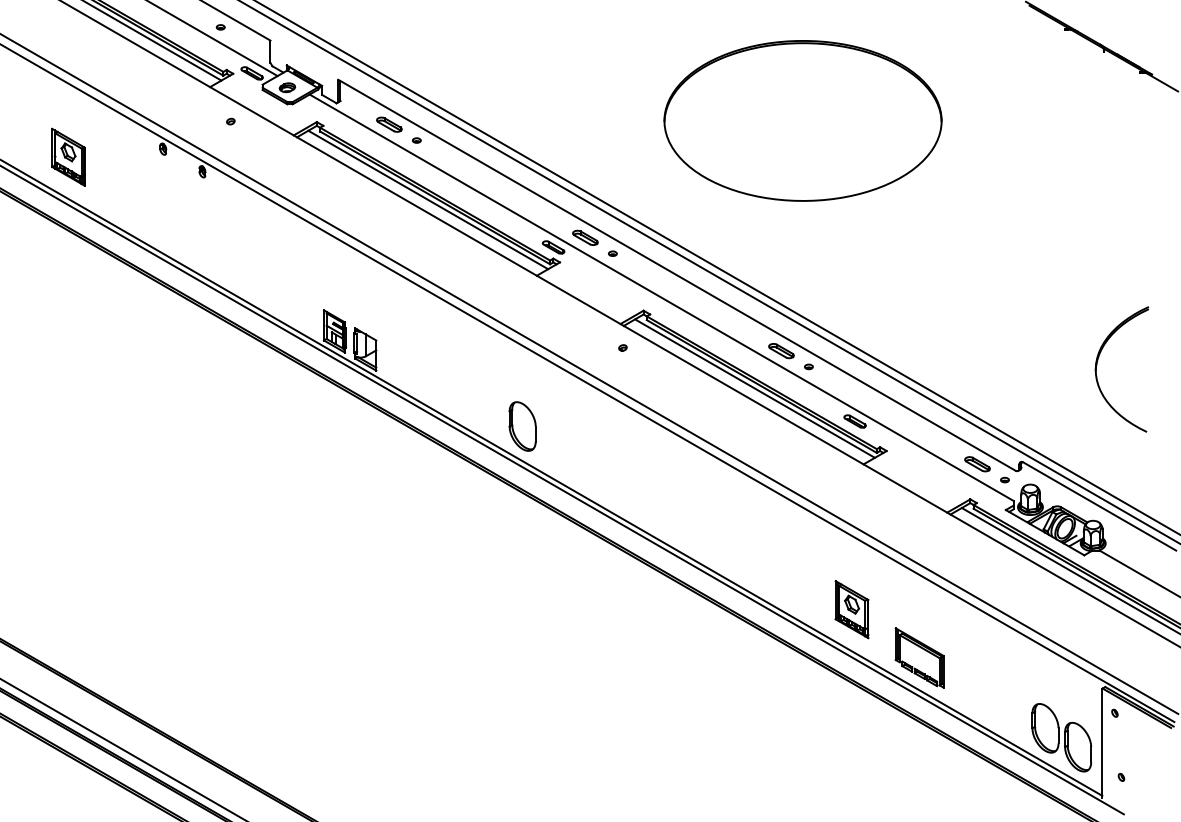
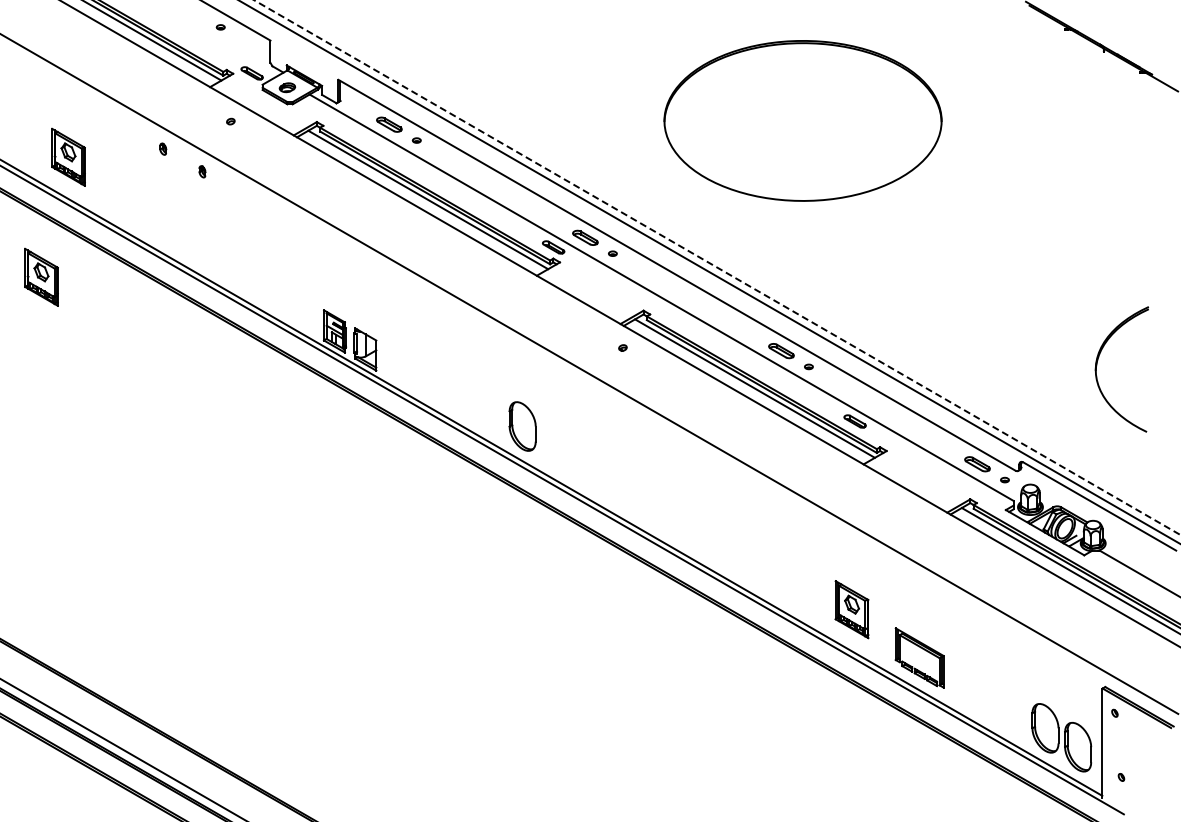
line: present -> none (213, 39)
line: solid -> dashed (717, 267)
part: none -> present (41, 276)
line: present -> none (588, 383)
